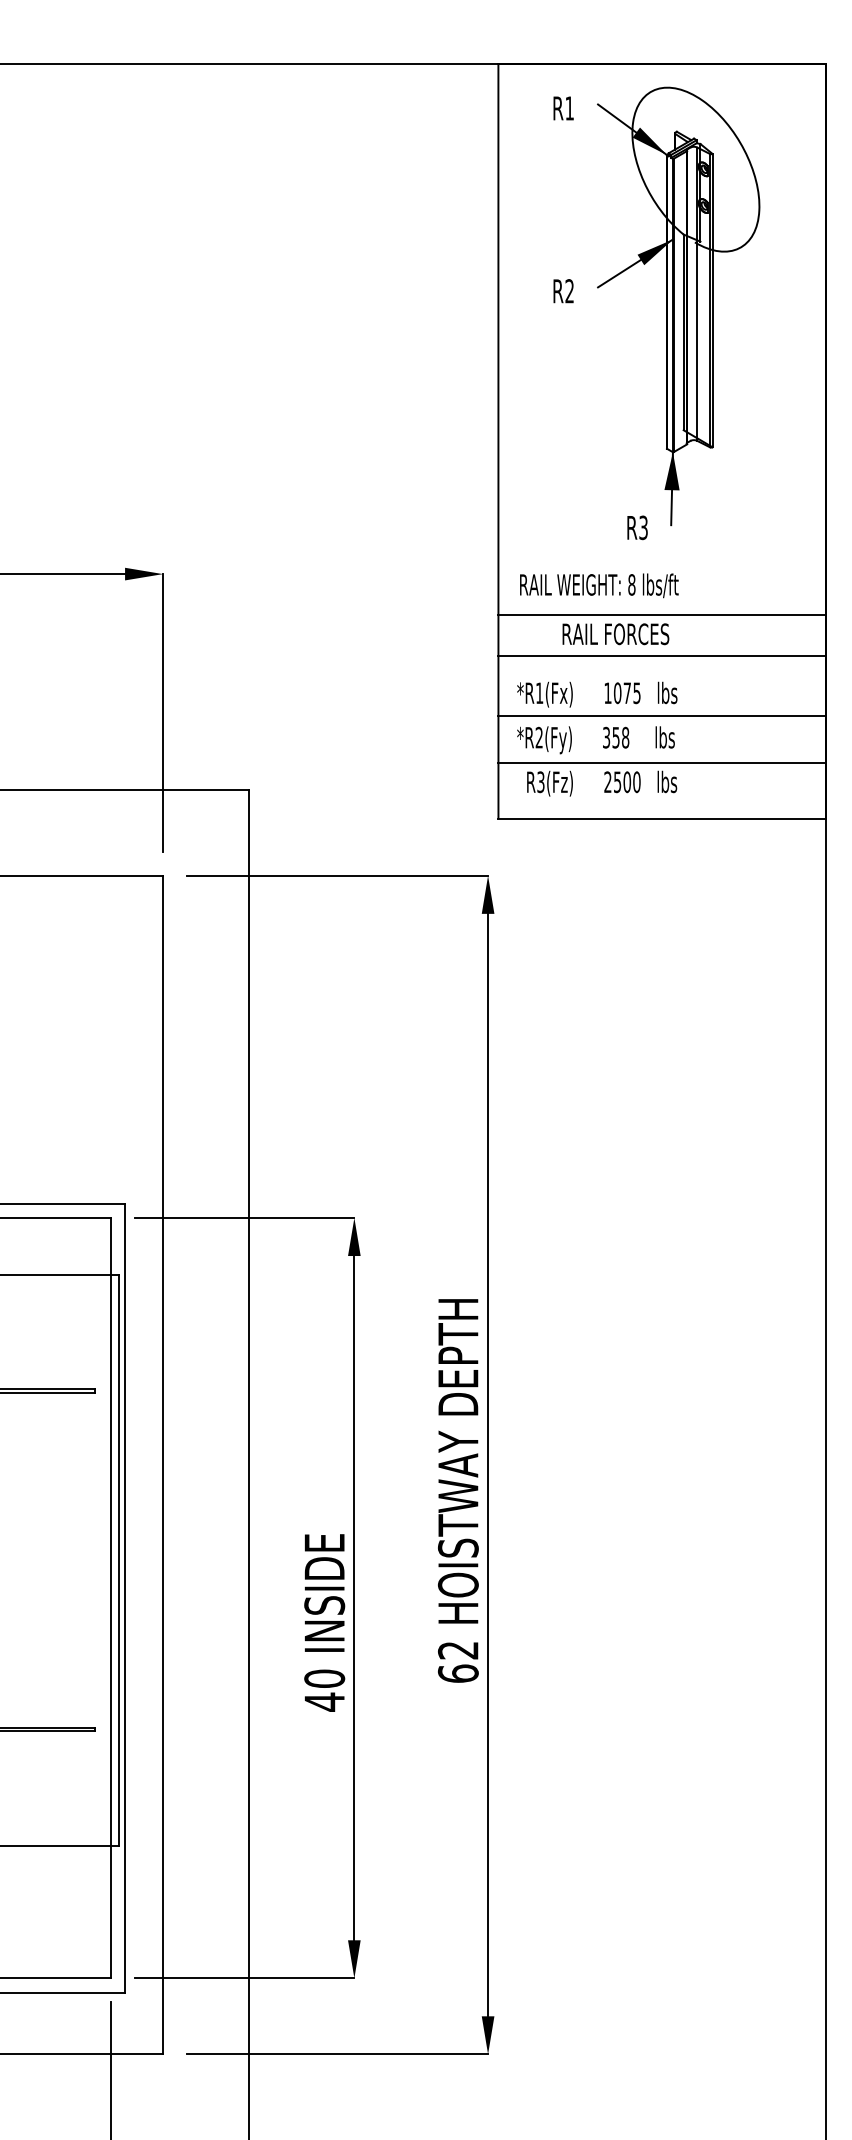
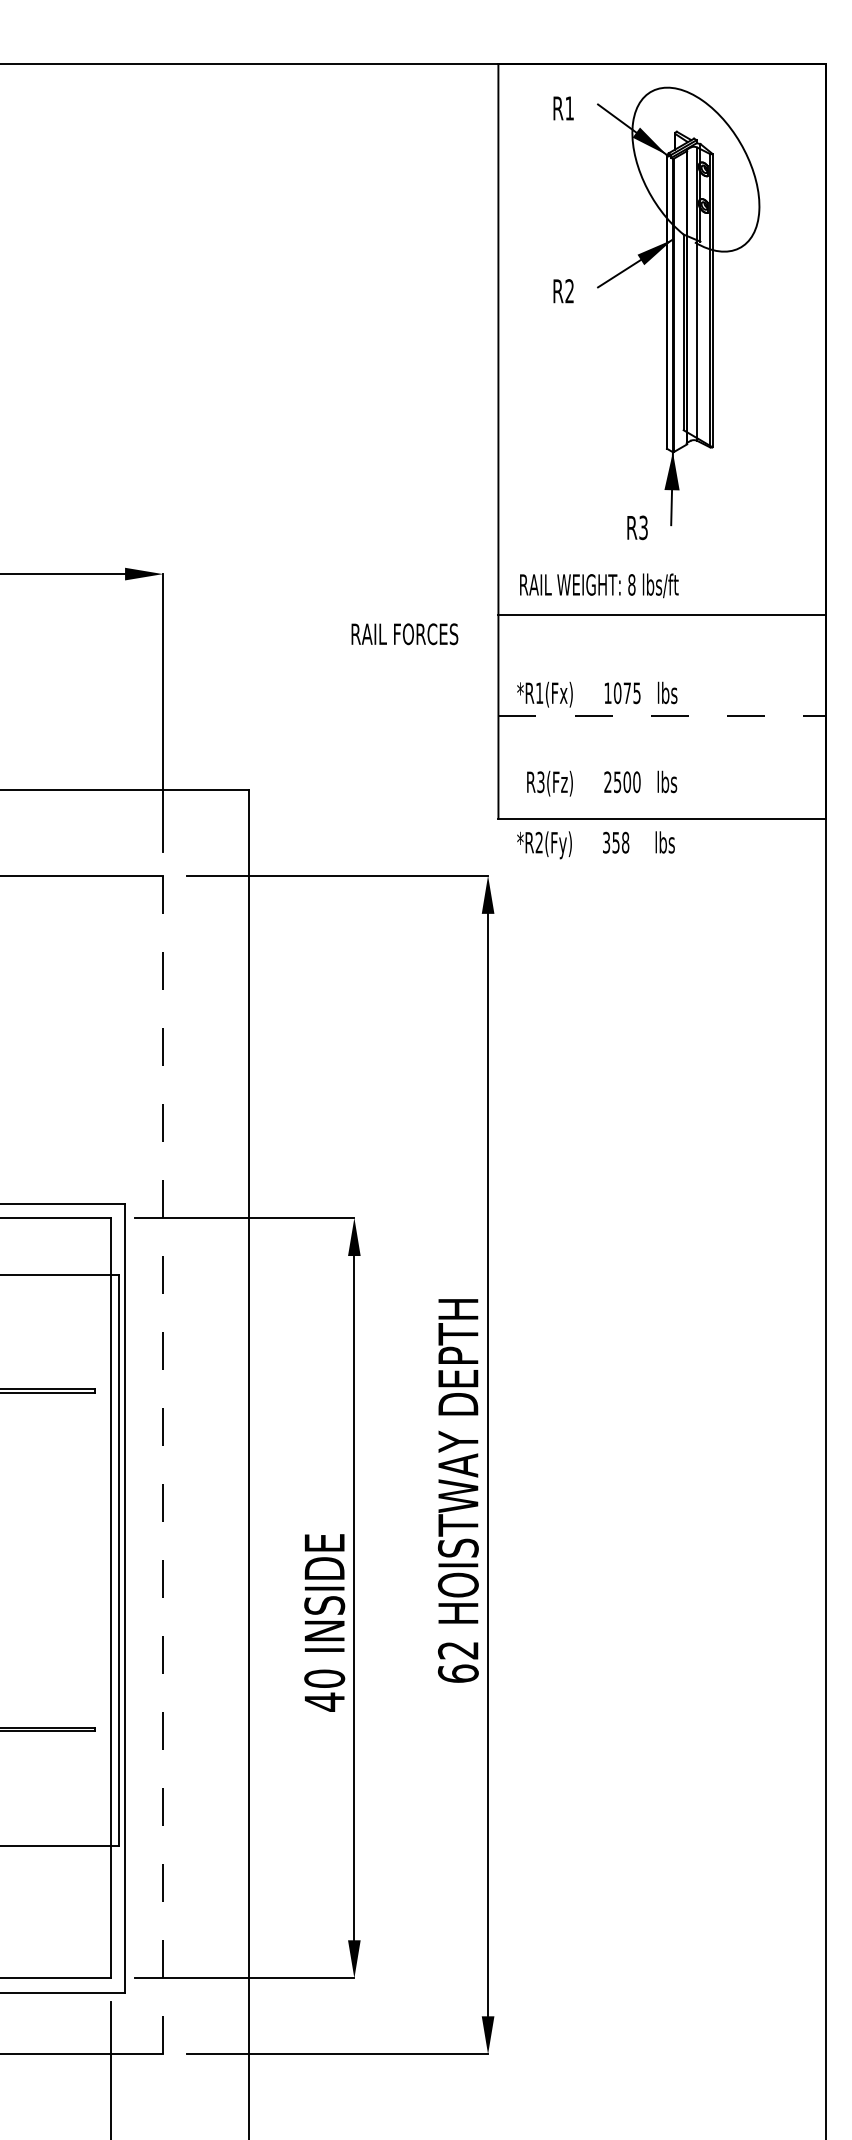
text position: (615, 634) -> (404, 634) (404, 634)
line: present -> none (662, 656)
line: solid -> dashed (662, 716)
text position: (595, 740) -> (595, 845) (595, 845)
line: present -> none (662, 763)
line: solid -> dashed (163, 1464)
